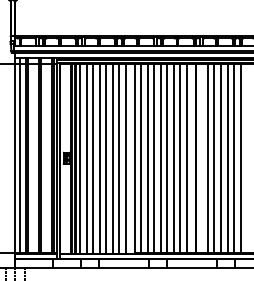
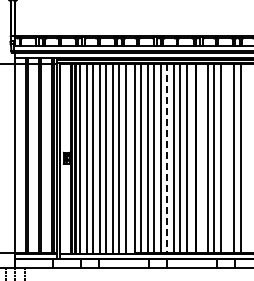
line: present -> none (20, 155)
line: solid -> dashed (167, 158)
line: present -> none (227, 158)
